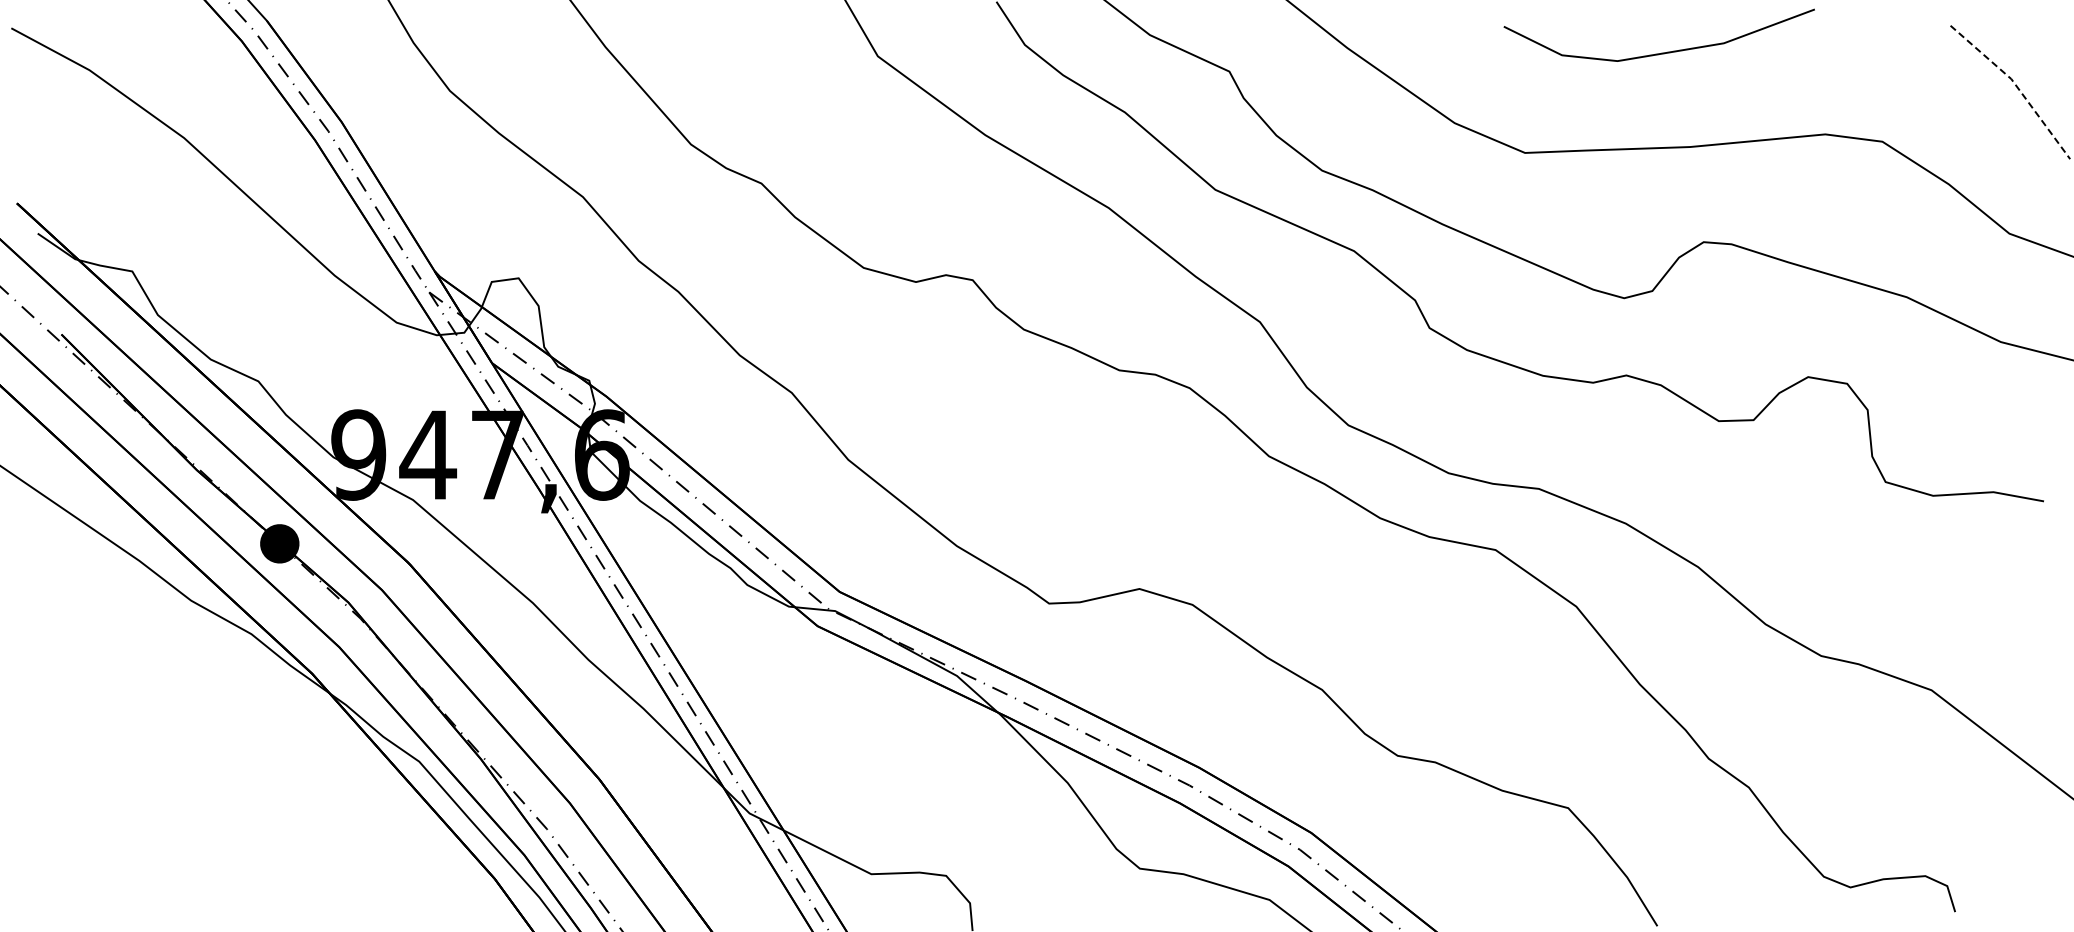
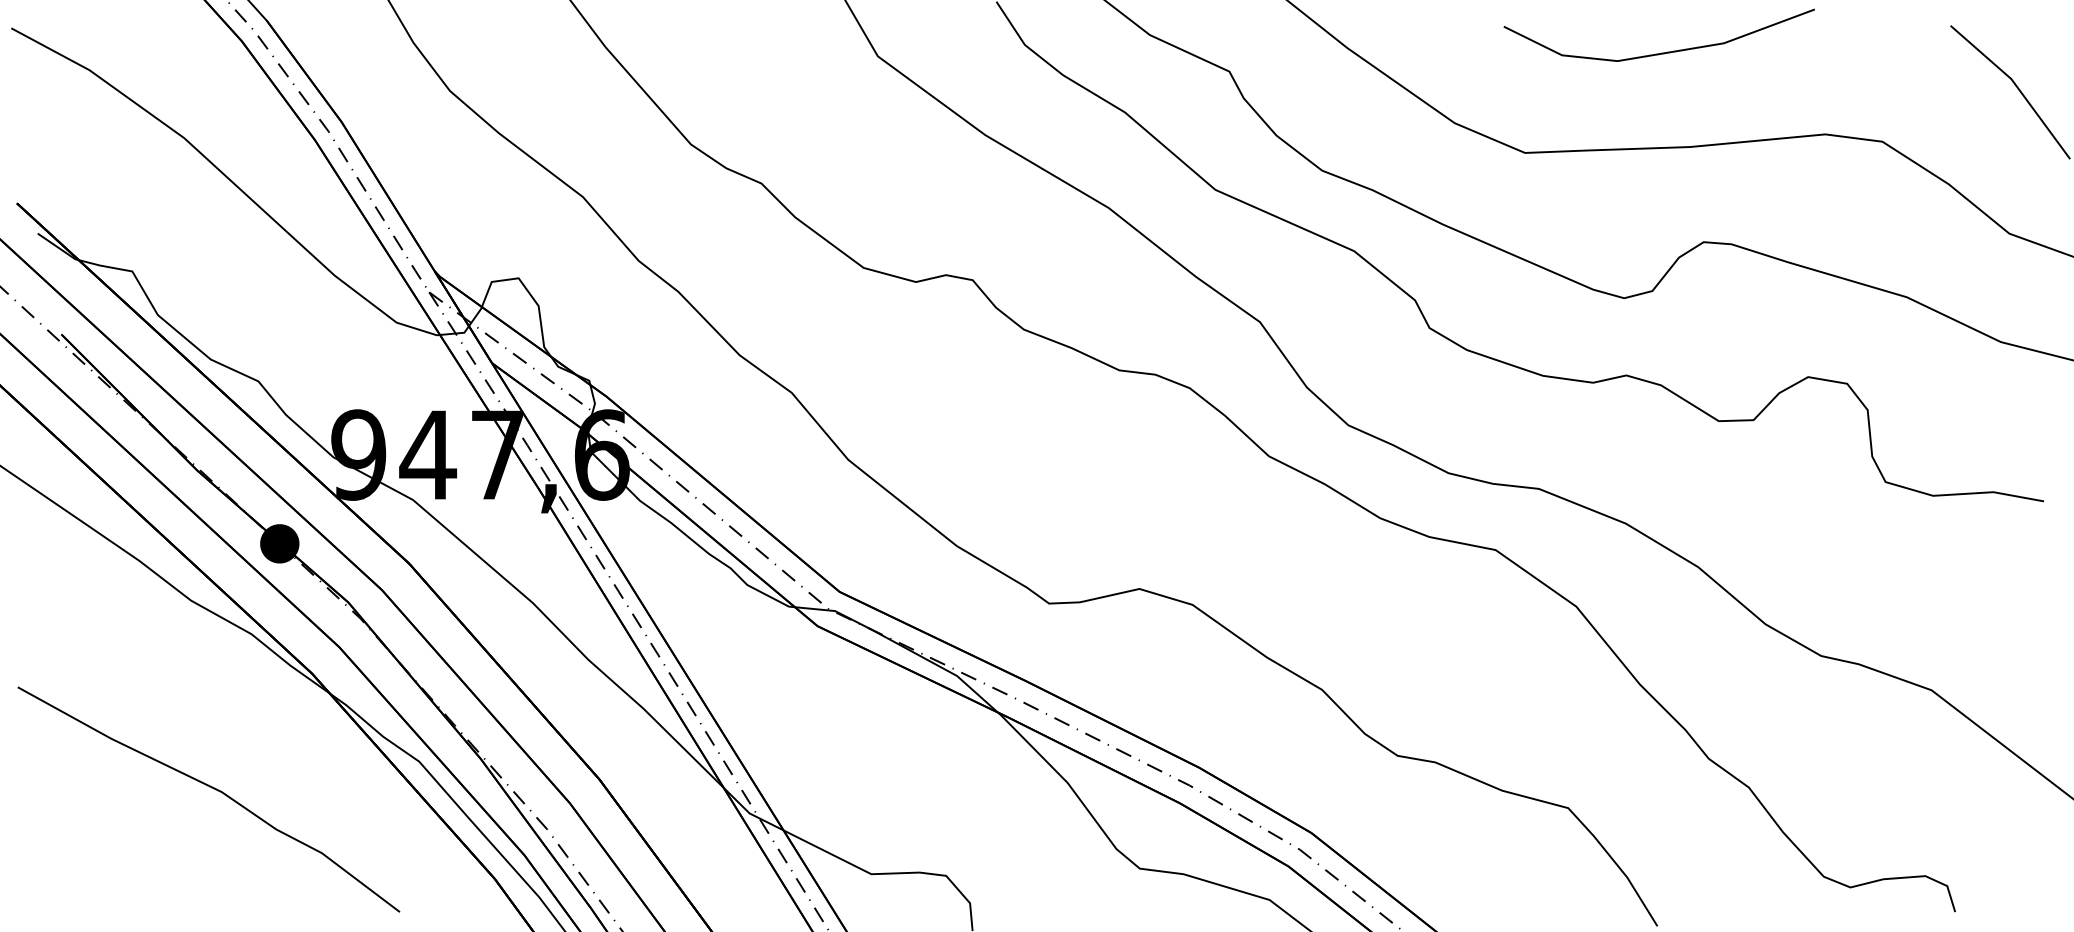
line: dashed -> solid (2016, 86)
curve: none -> present (213, 789)
